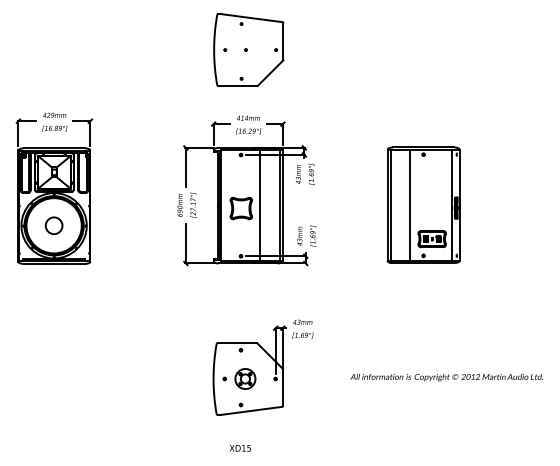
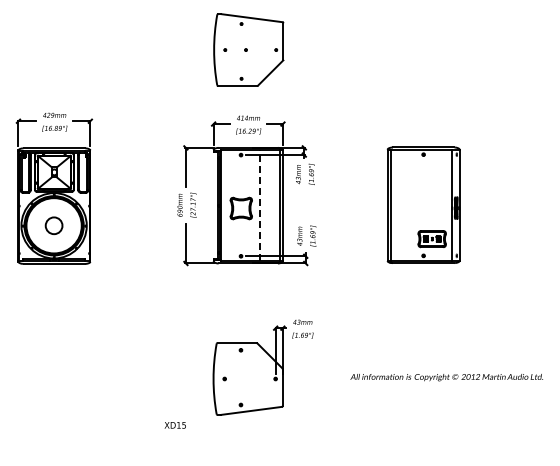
line: present -> none (410, 204)
line: solid -> dashed (260, 205)
part: present -> none (245, 378)
text position: (239, 448) -> (174, 425) (174, 425)
